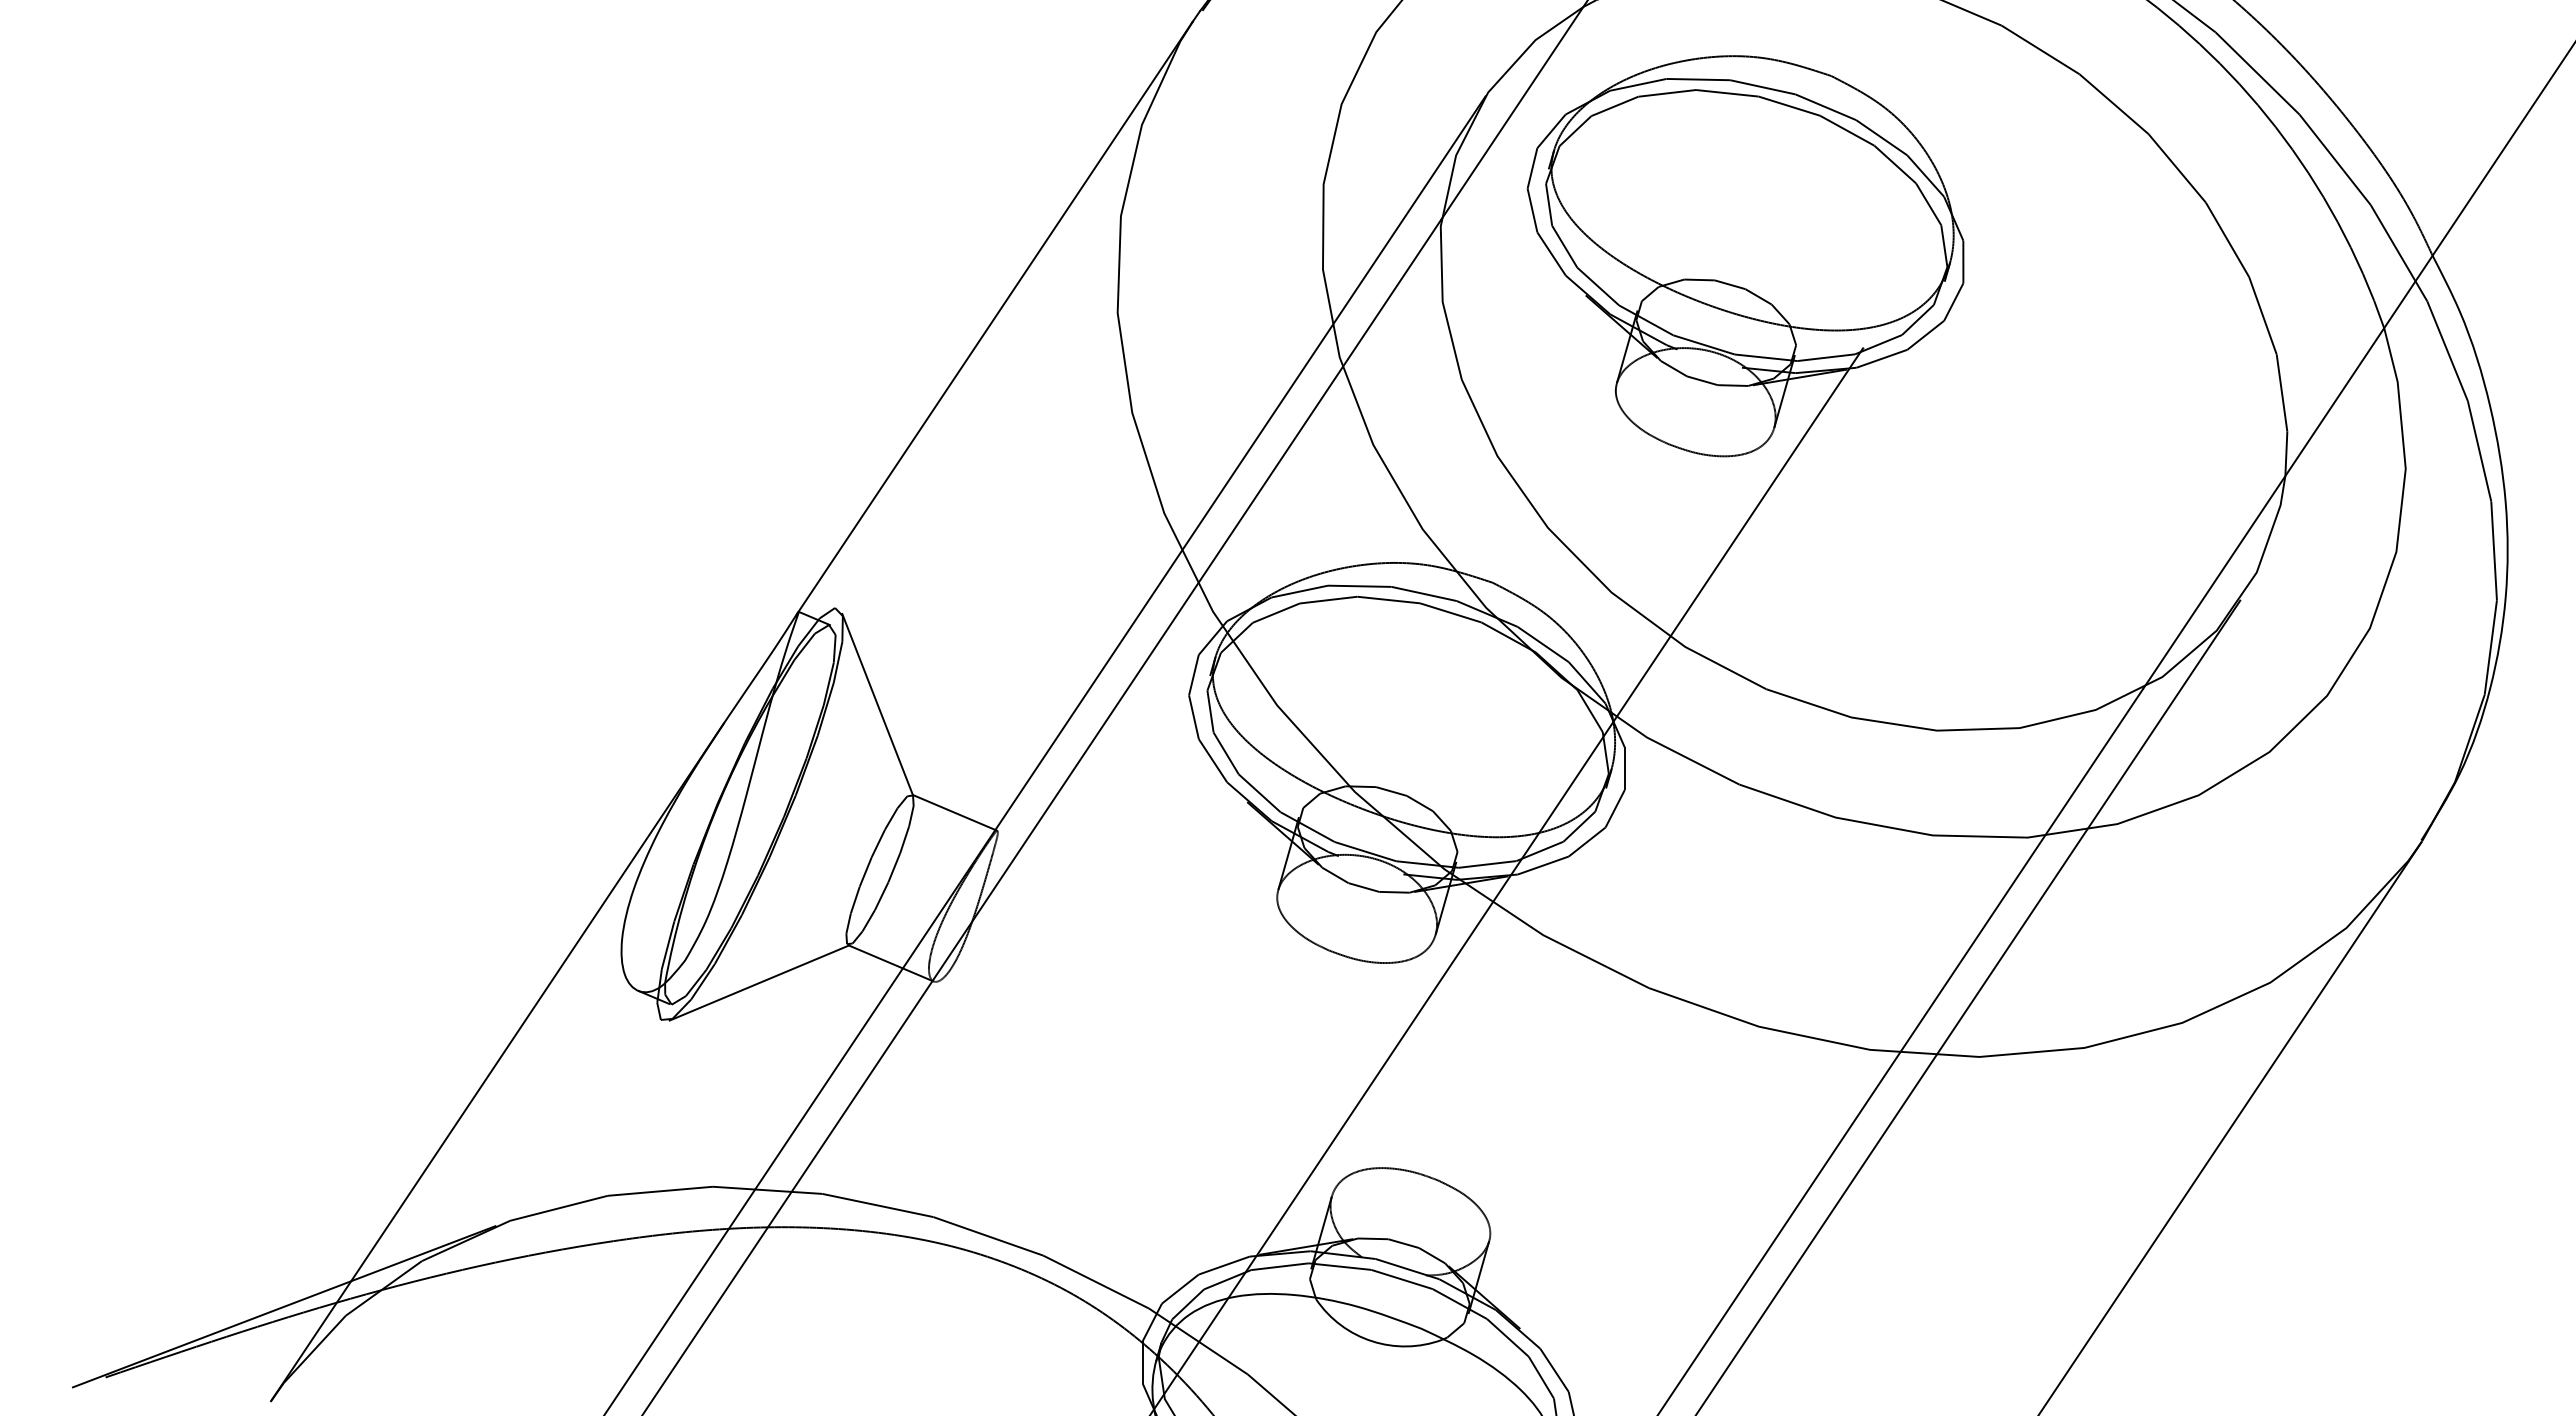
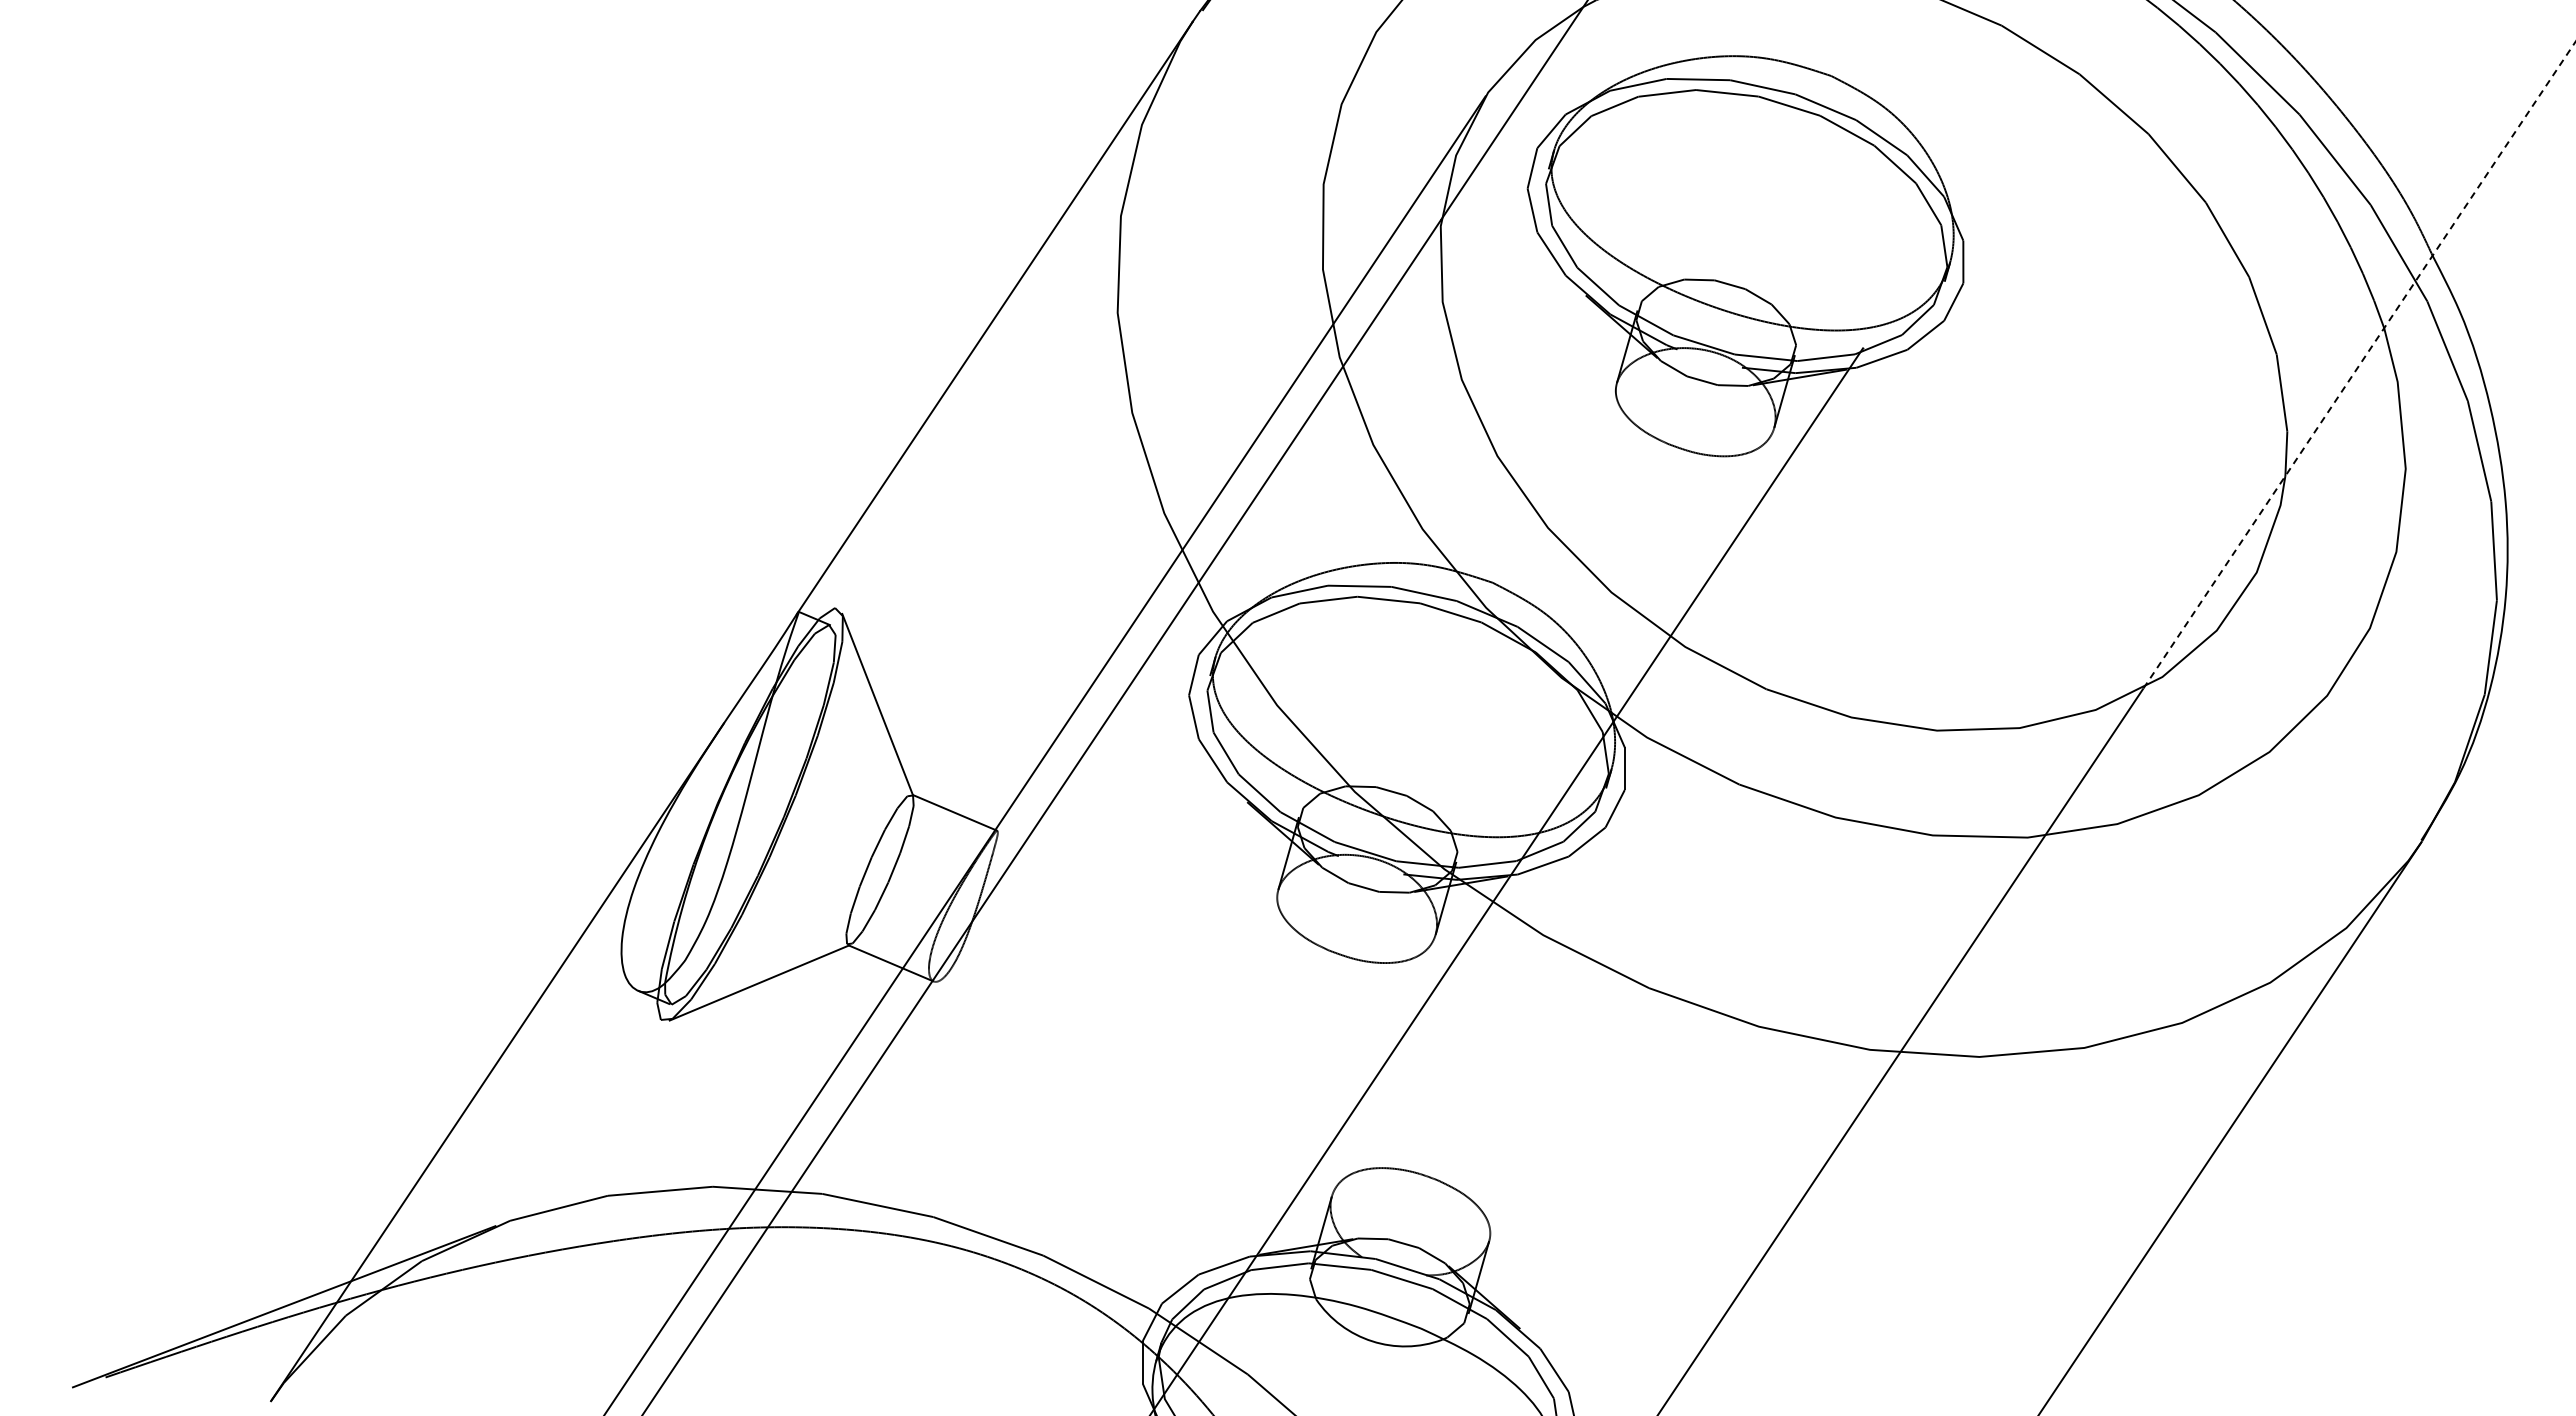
line: solid -> dashed (2359, 365)
line: present -> none (1968, 1005)
